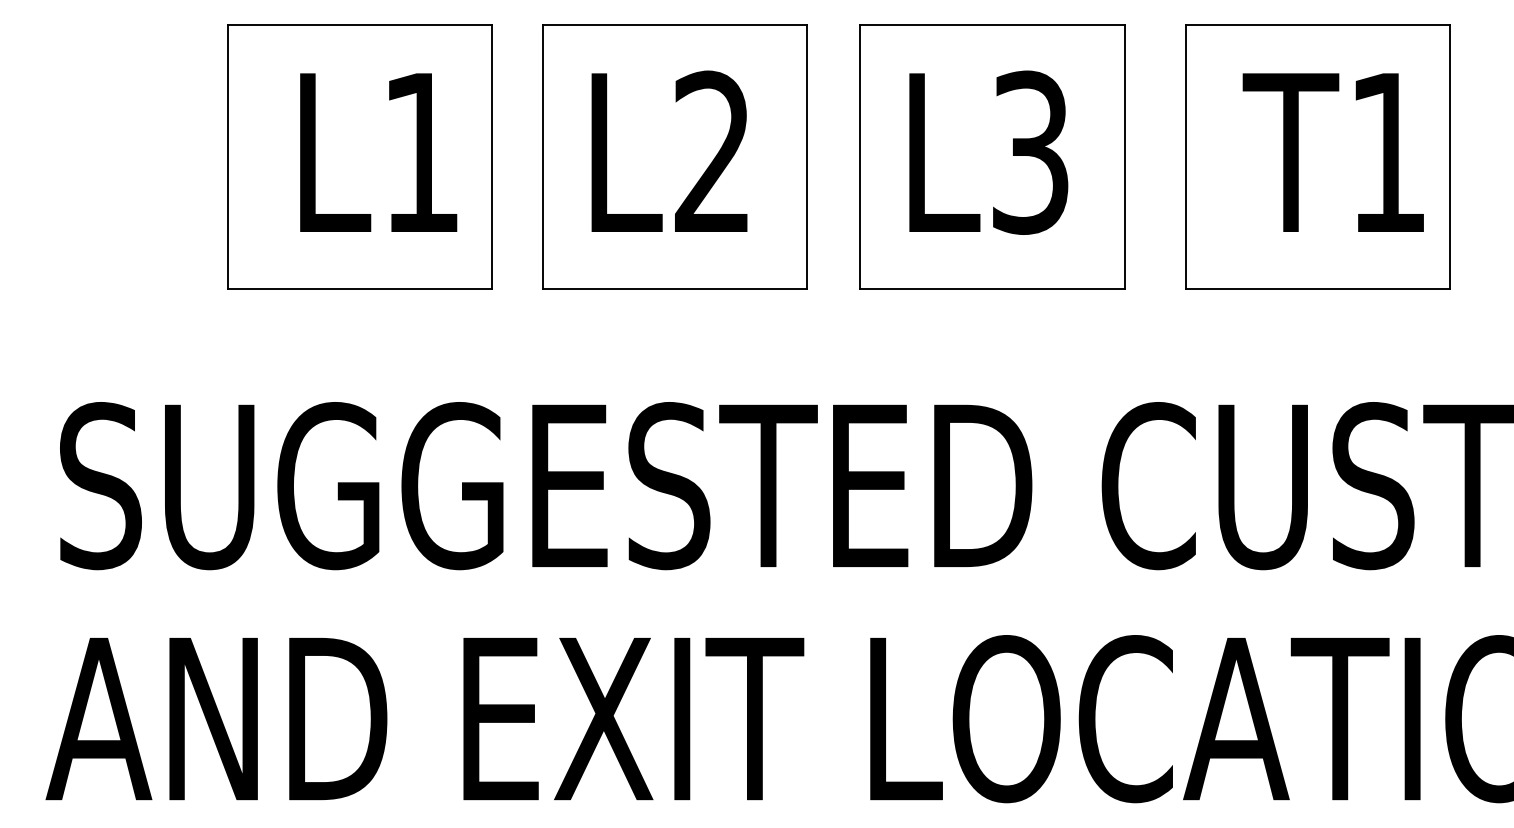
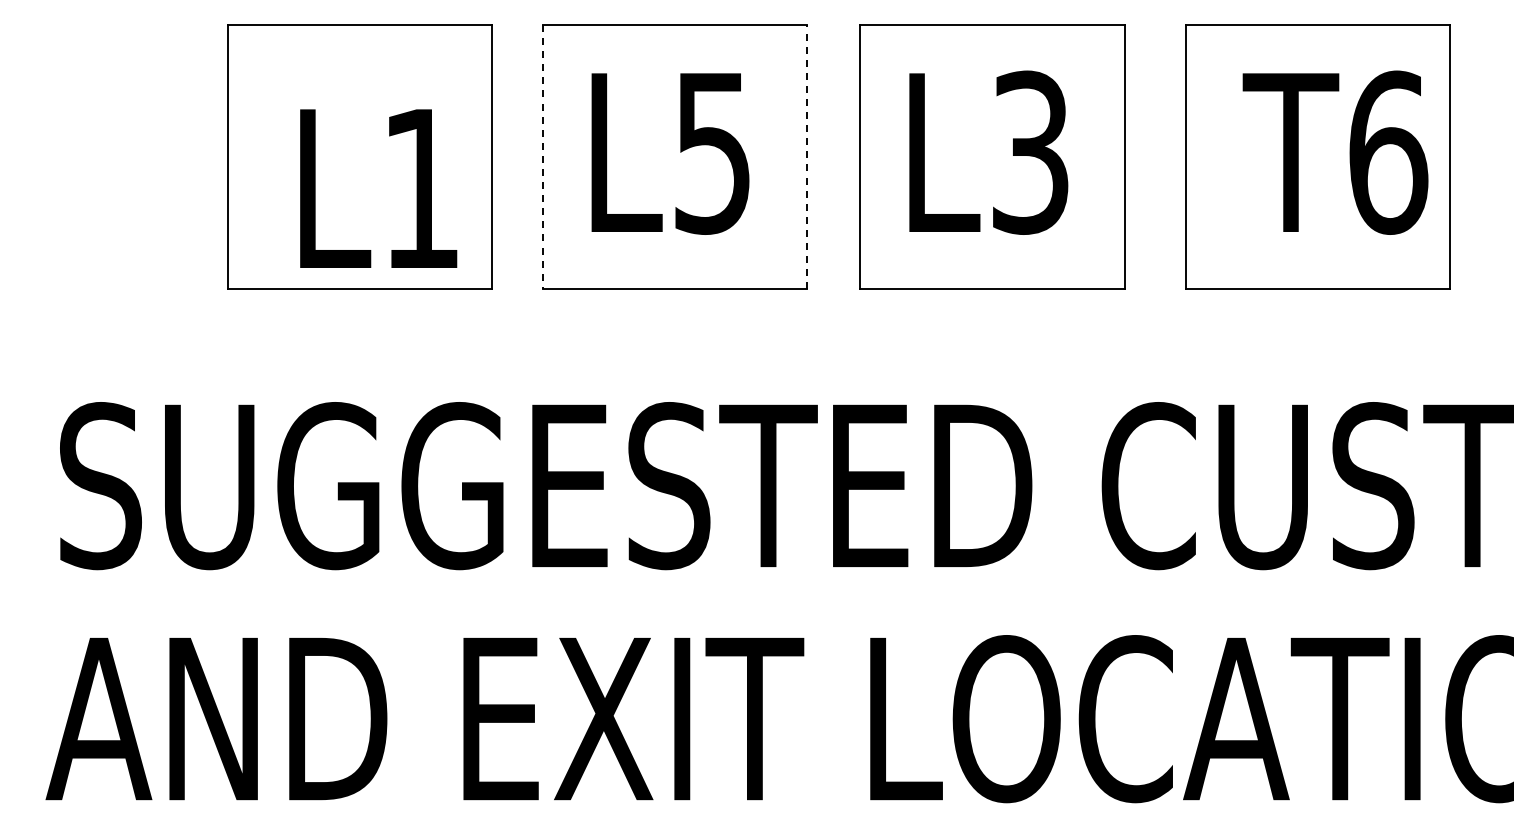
text position: (378, 152) -> (378, 188) (378, 188)
text: L2 -> L5 (712, 152)
text: T1 -> T6 (1388, 152)
line: solid -> dashed (806, 156)
line: solid -> dashed (542, 157)
